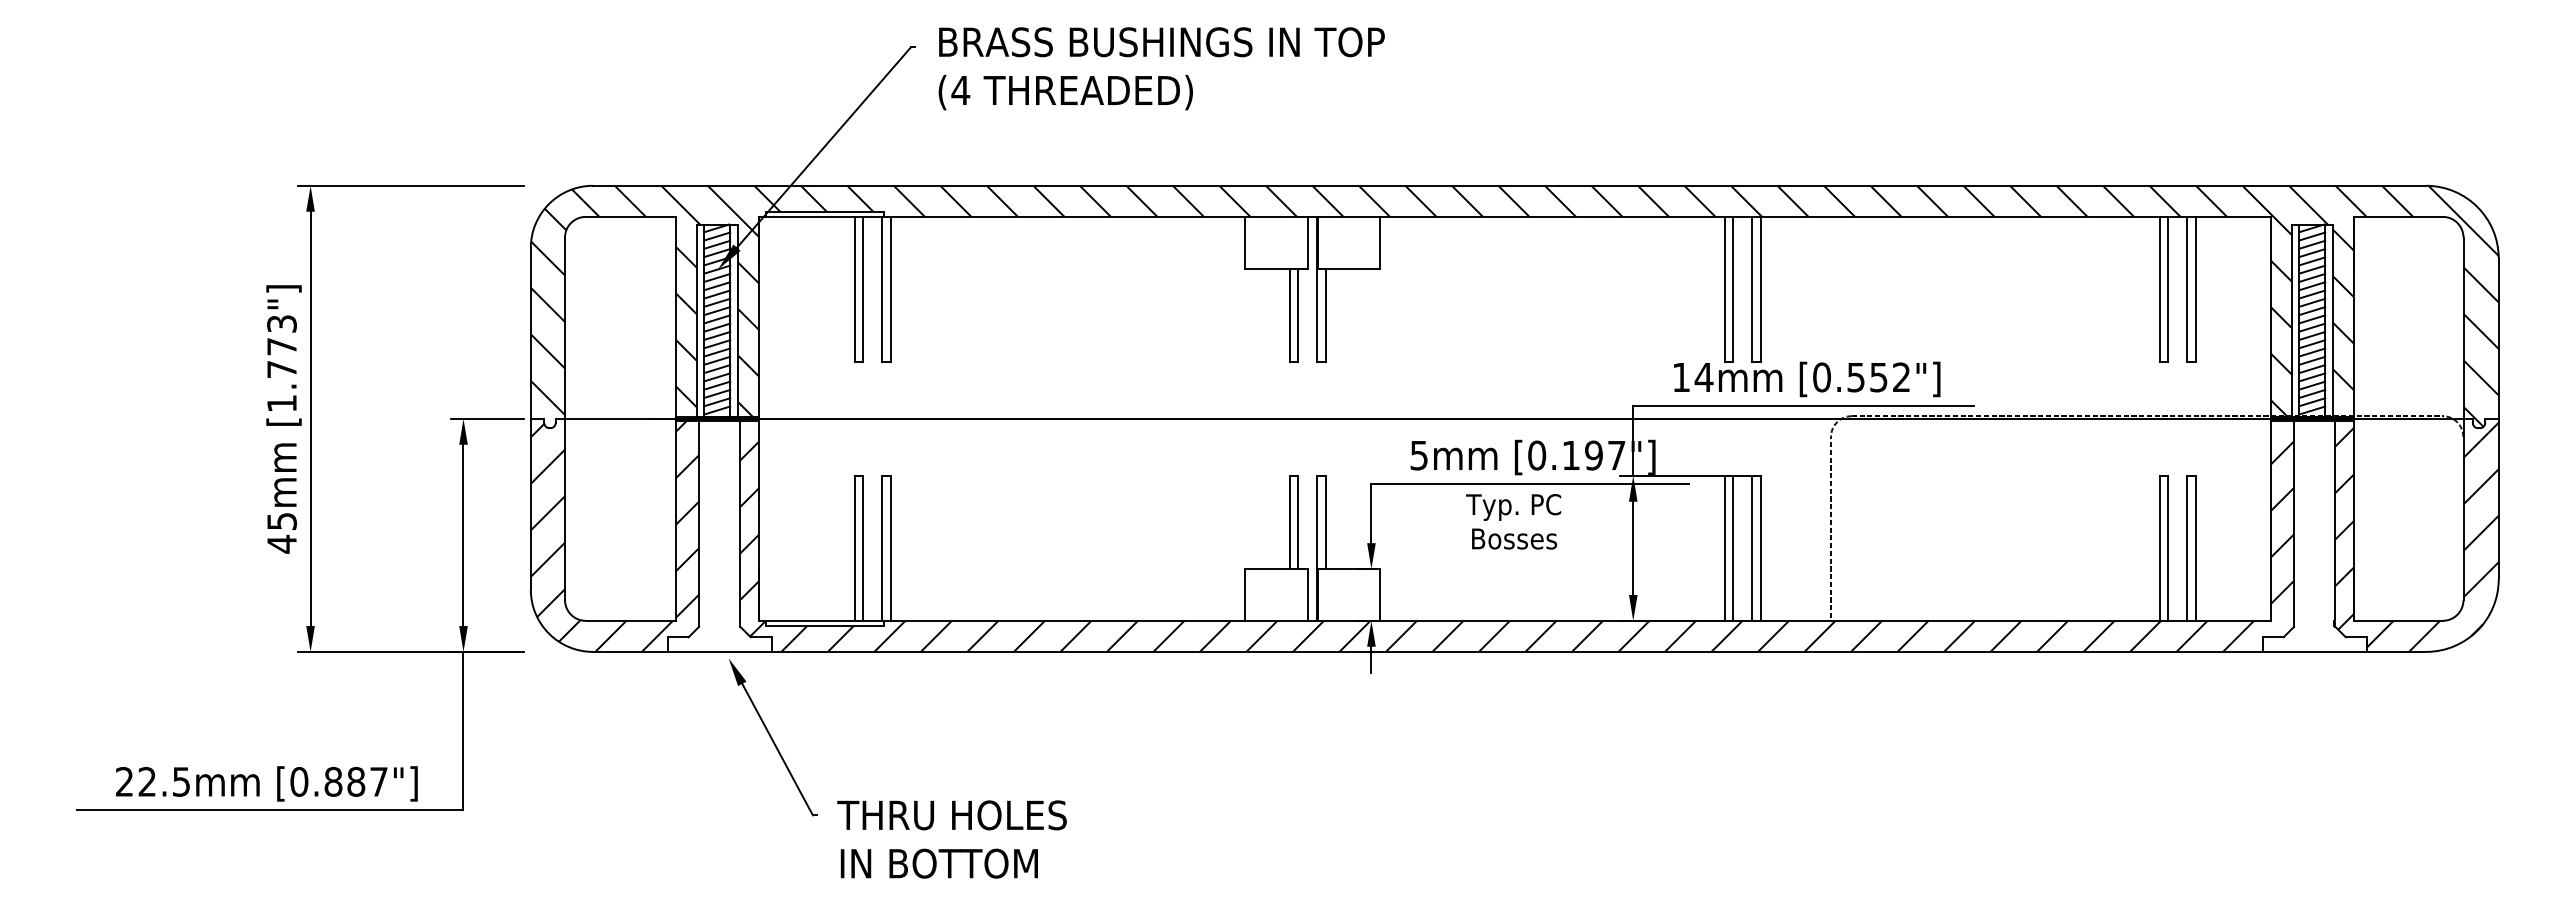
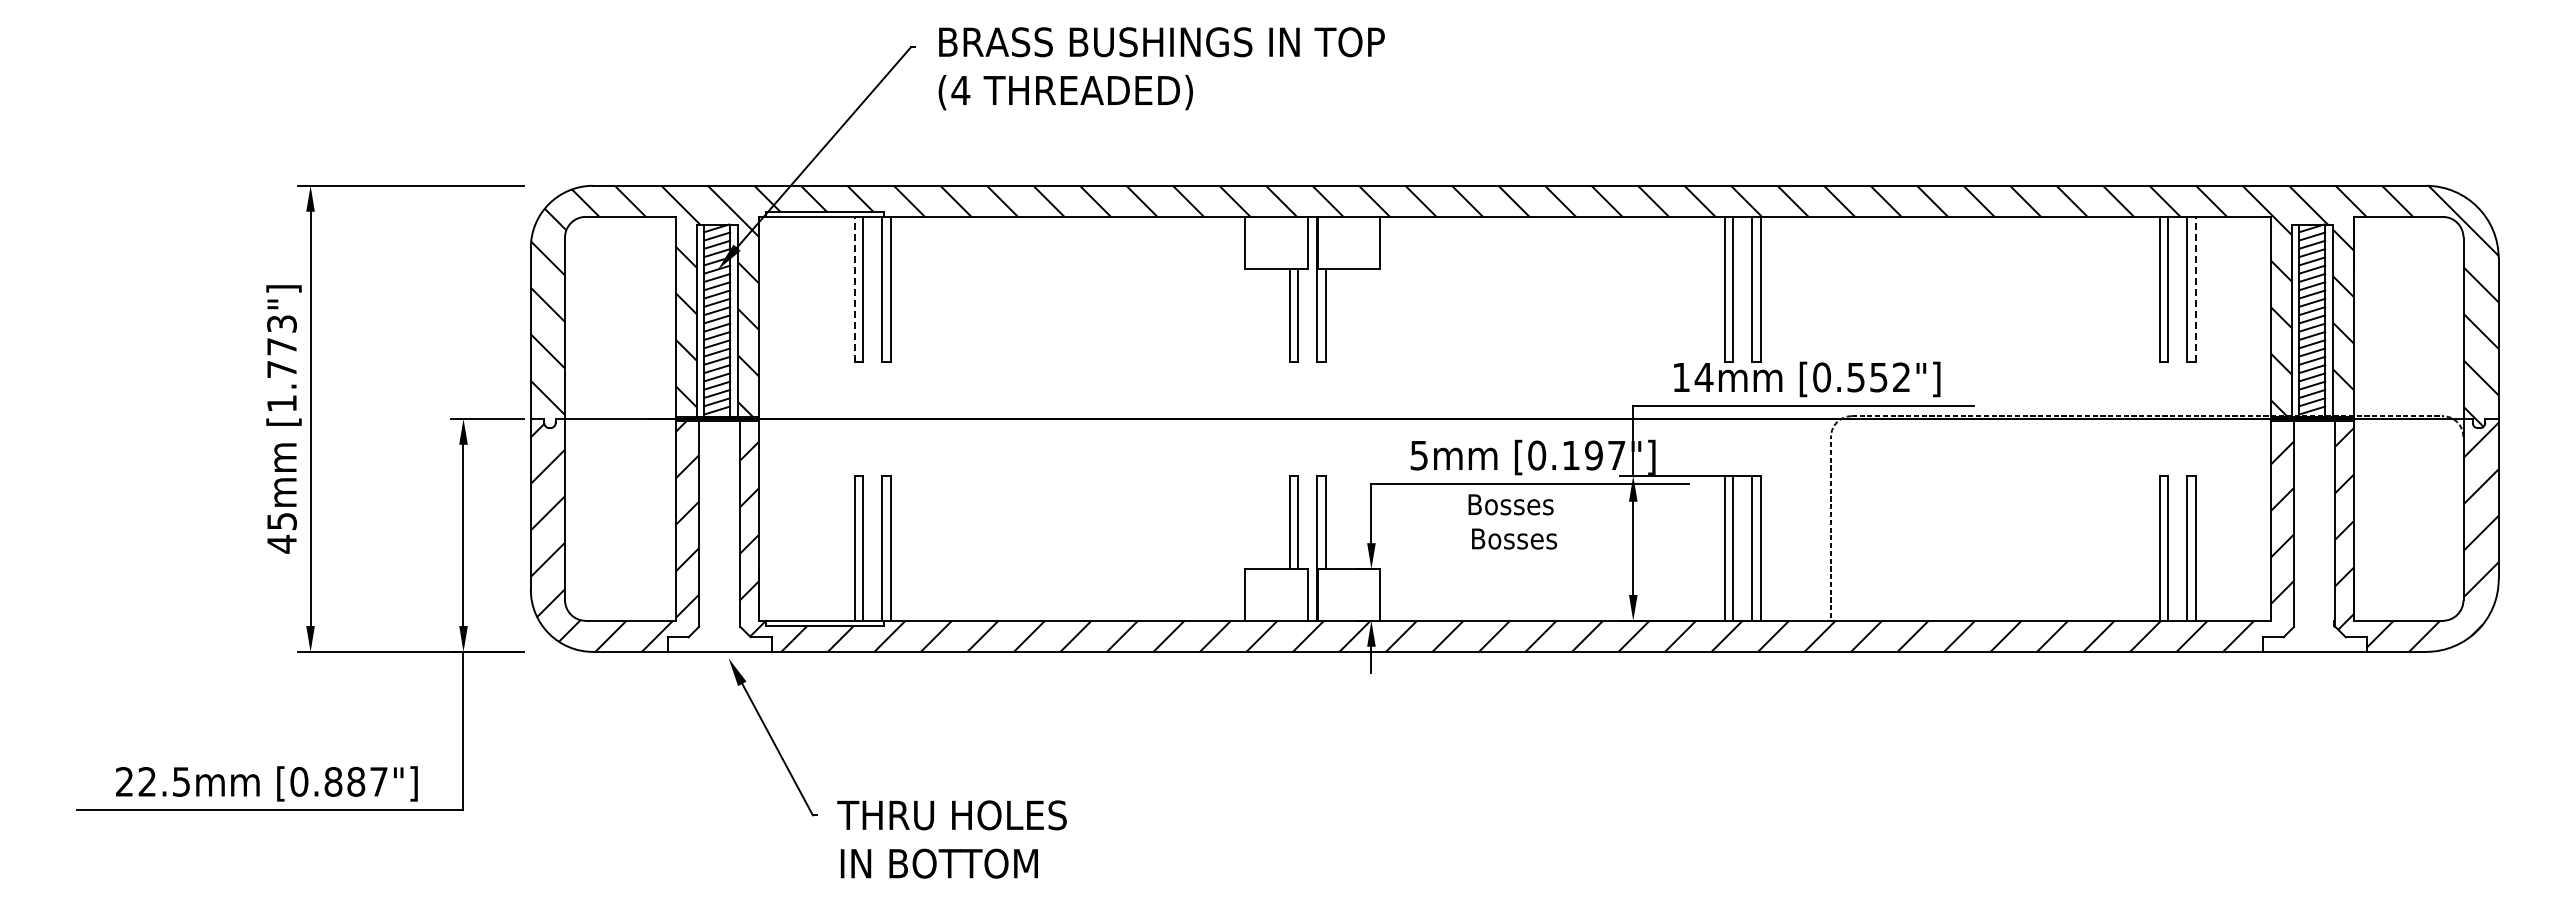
line: solid -> dashed (854, 289)
line: solid -> dashed (2195, 289)
text: Typ. PC -> Bosses (1513, 507)
